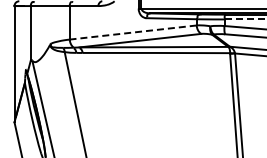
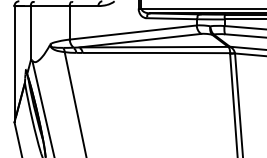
line: dashed -> solid (245, 19)
line: dashed -> solid (133, 32)
